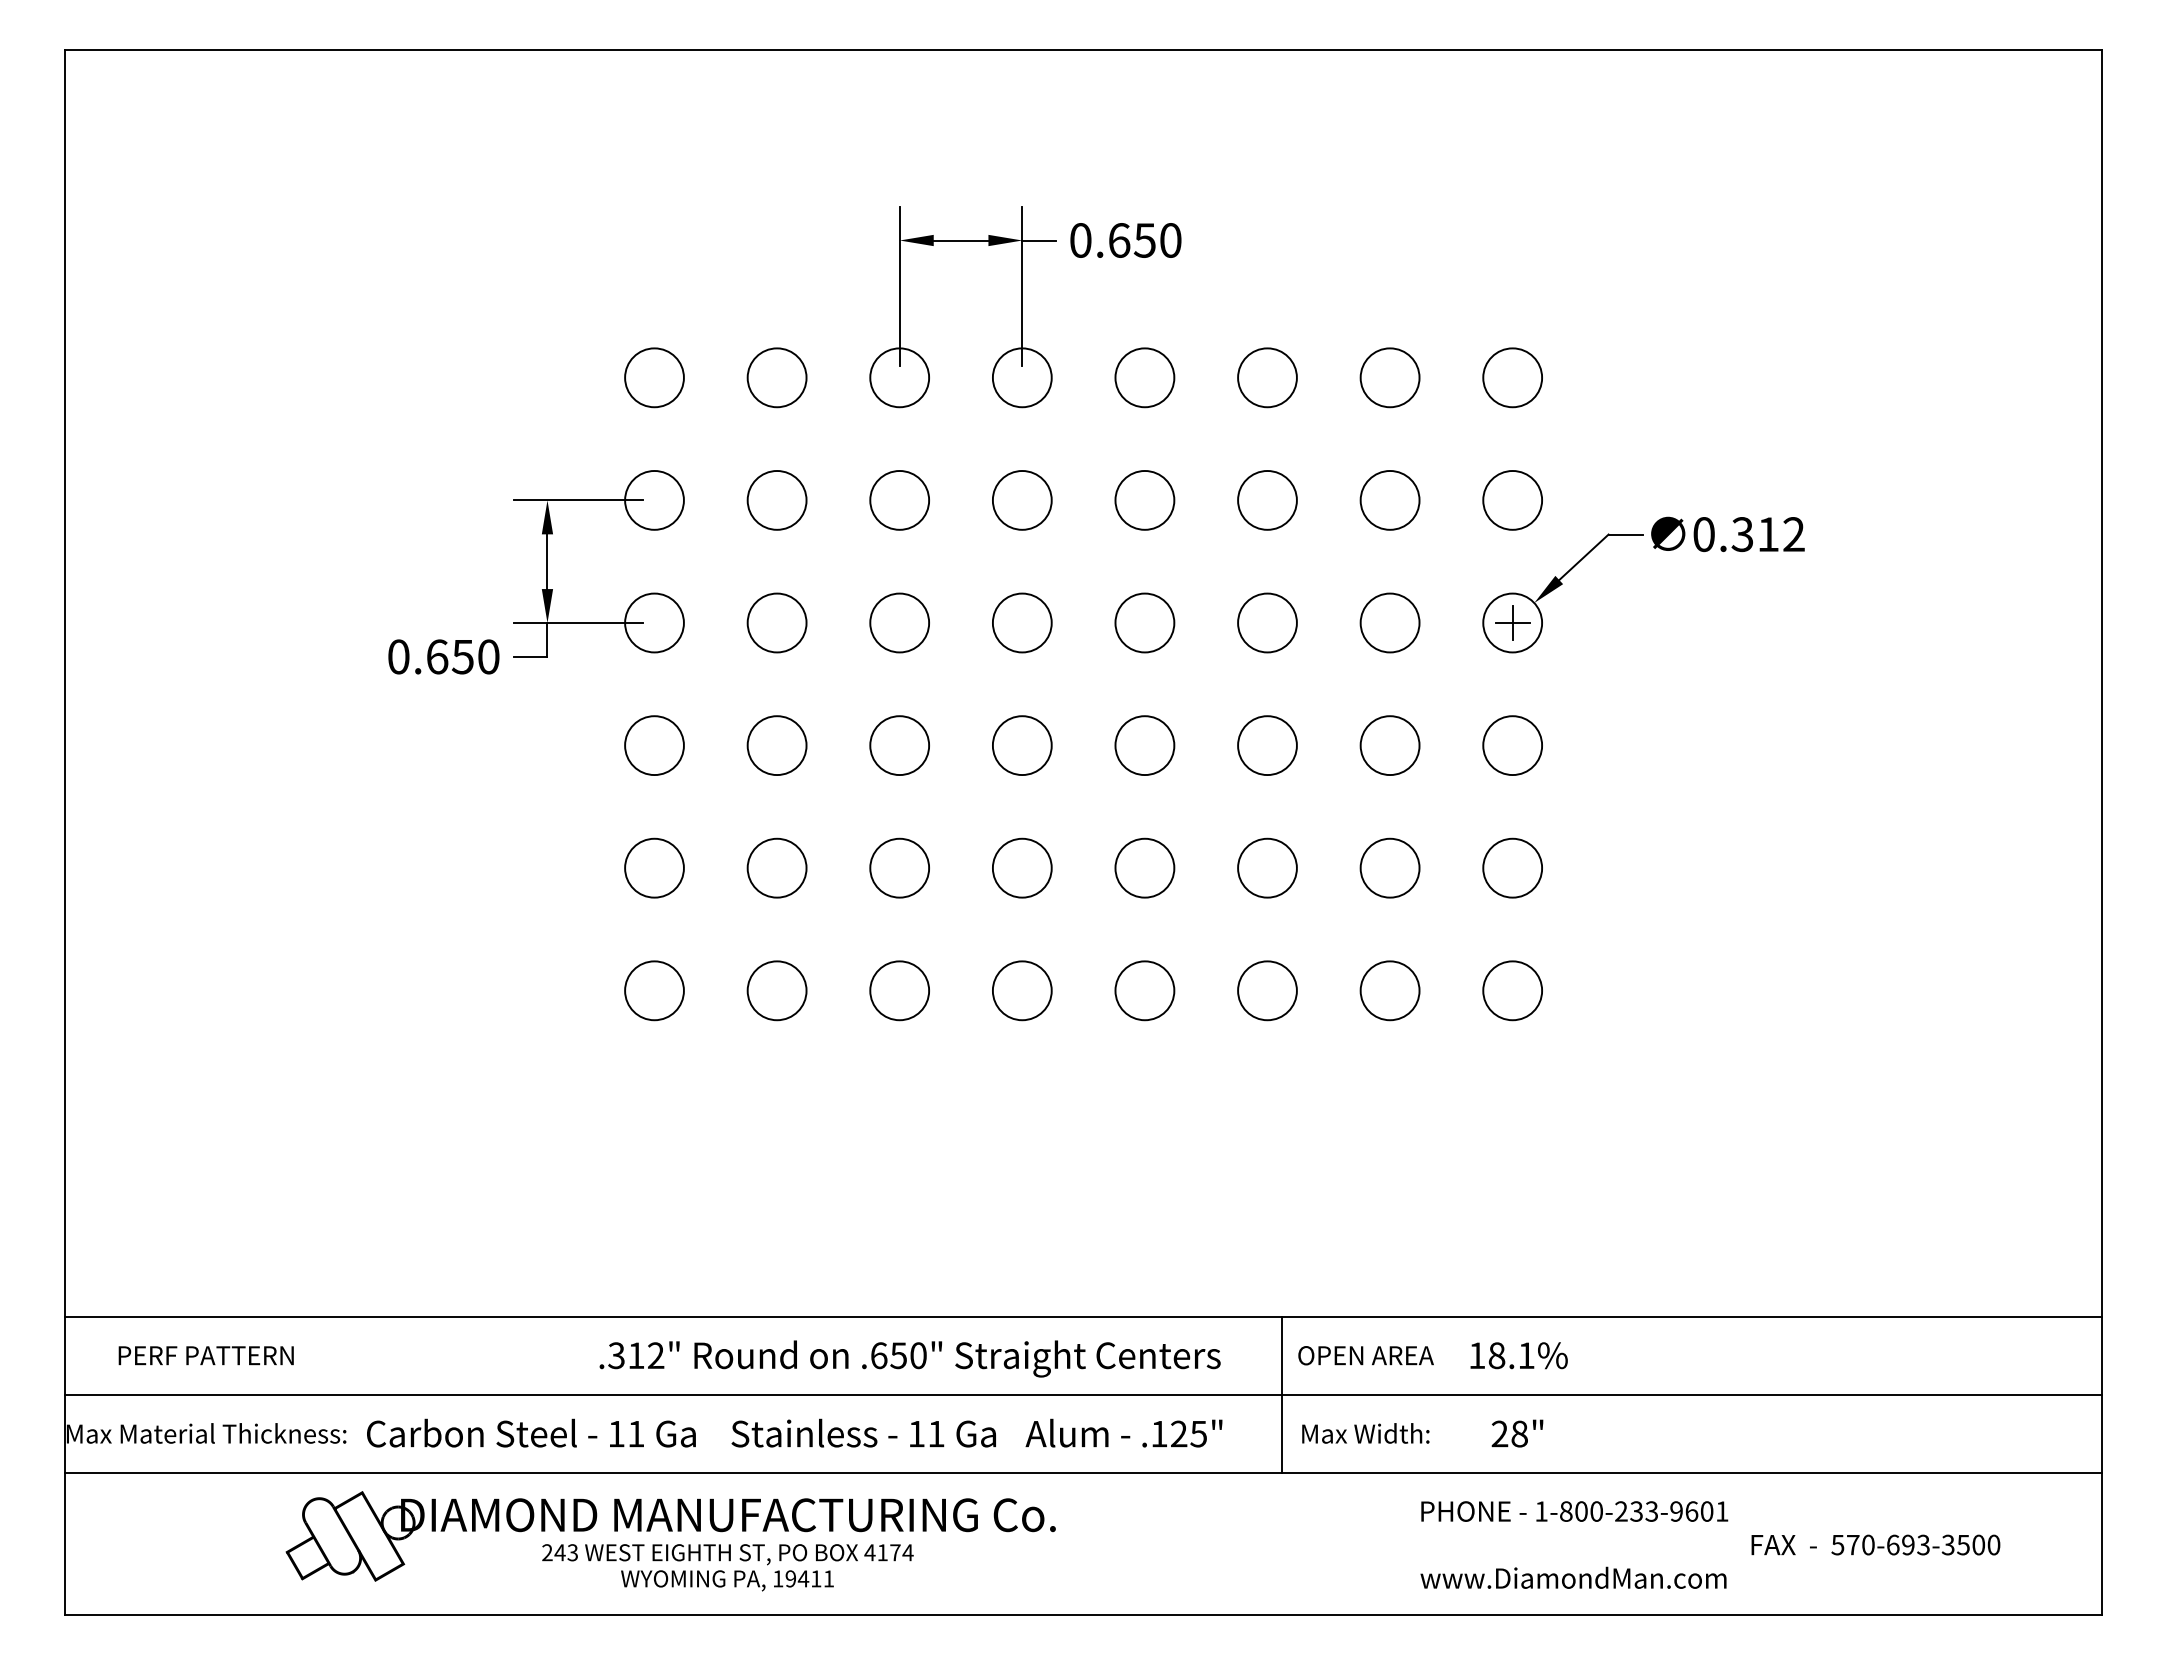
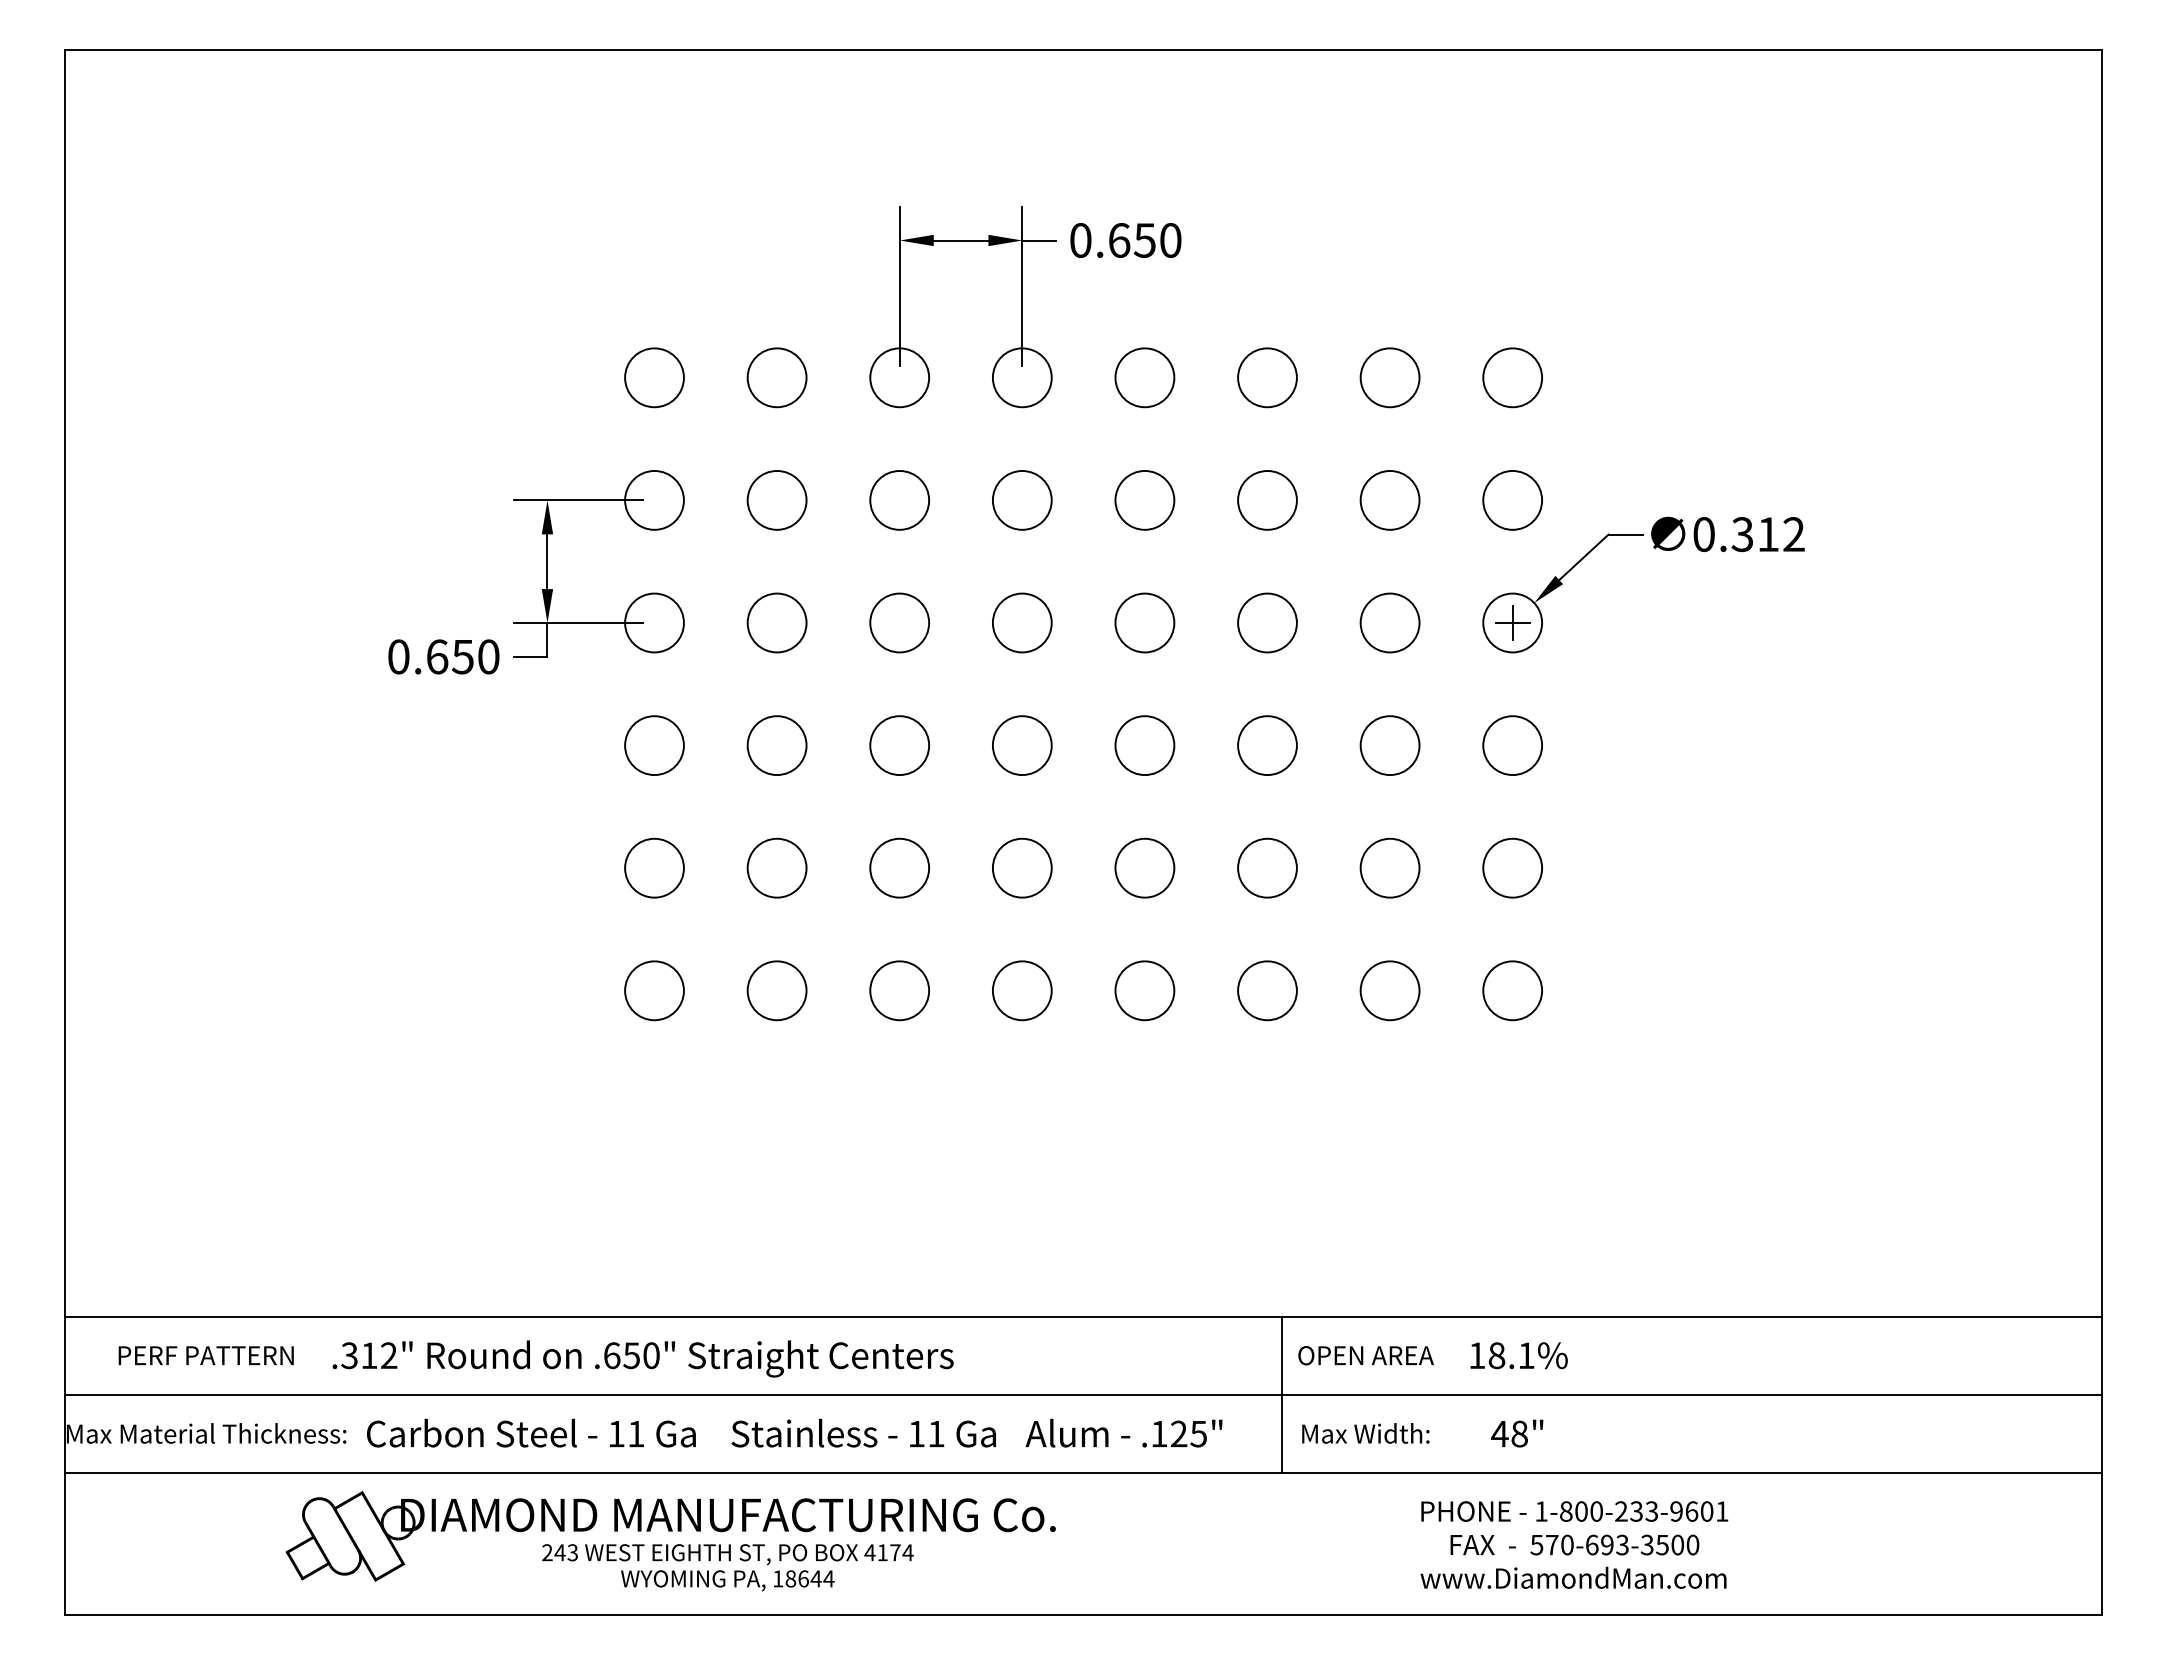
text position: (909, 1358) -> (642, 1358) (642, 1358)
text: 28" -> 48" (1499, 1433)
text position: (1875, 1544) -> (1574, 1544) (1574, 1544)
text: 19411 -> 18644 (809, 1578)
